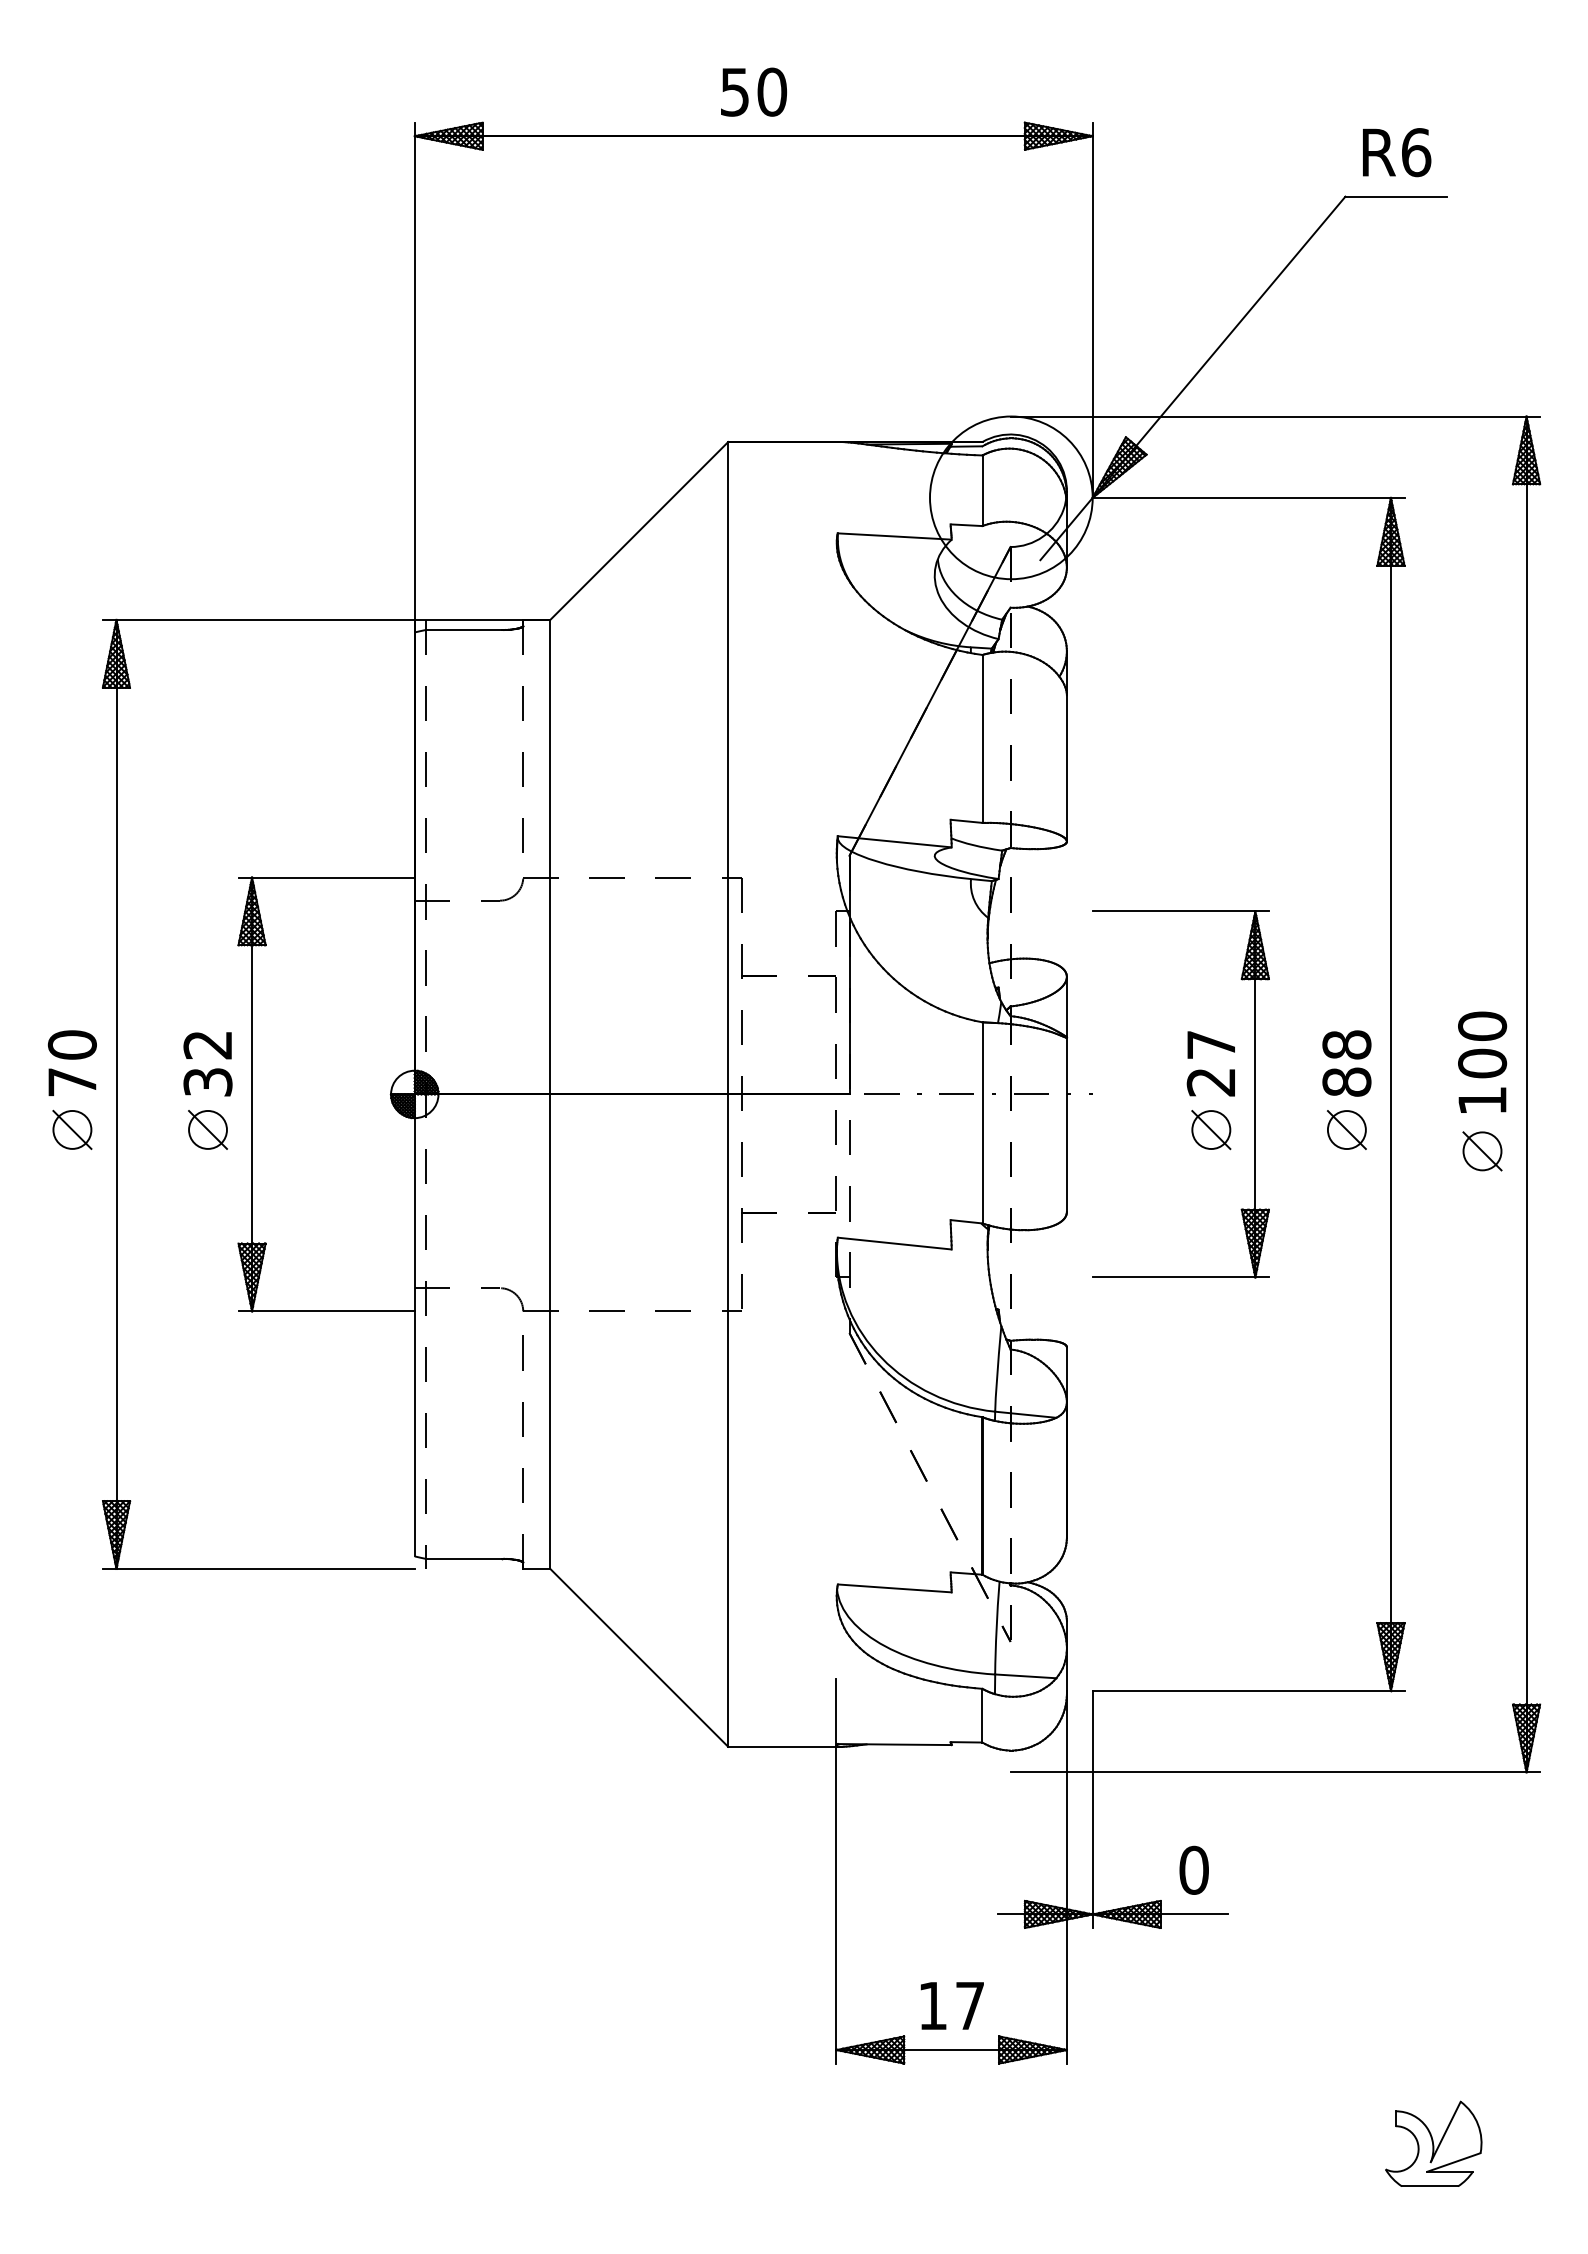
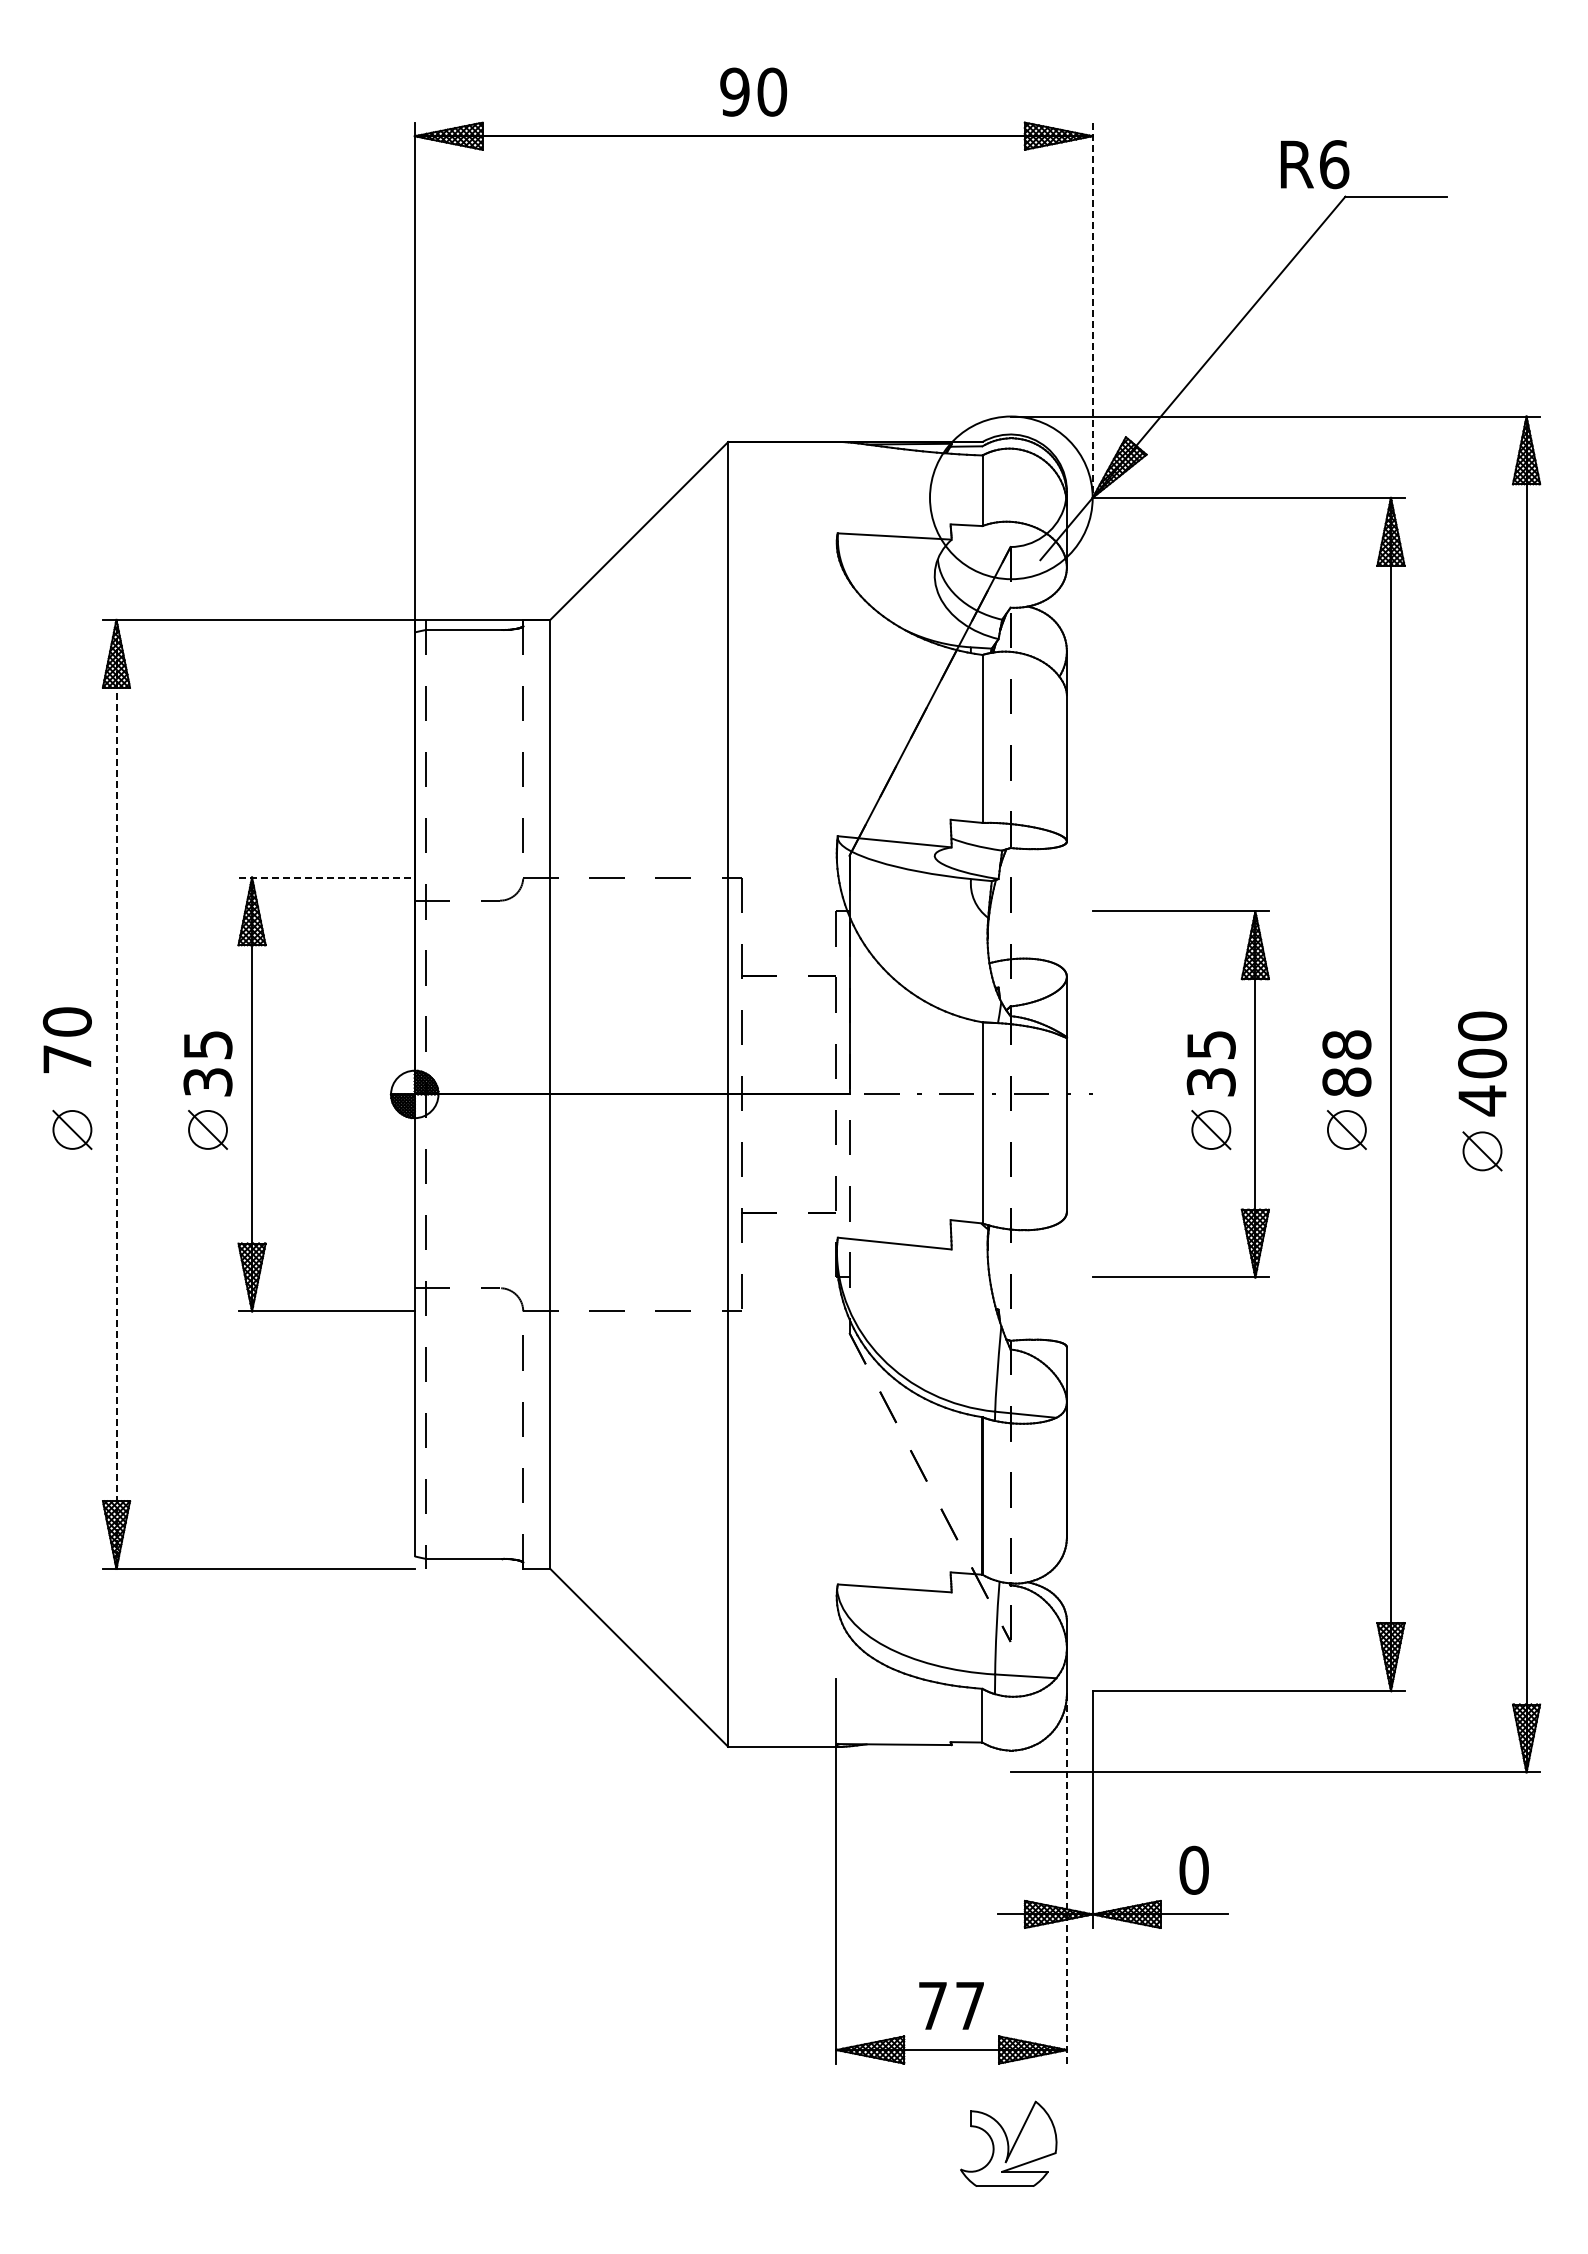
text: 50 -> 90 (734, 91)
text position: (1397, 152) -> (1315, 164) (1315, 164)
line: solid -> dashed (1092, 310)
line: solid -> dashed (327, 877)
text: 32 -> 35 (207, 1045)
text position: (71, 1062) -> (66, 1039) (66, 1039)
text: 27 -> 35 (1211, 1063)
line: solid -> dashed (116, 1094)
text: 100 -> 400 (1482, 1100)
line: solid -> dashed (1066, 1876)
text: 17 -> 77 (932, 2005)
part position: (1433, 2143) -> (1008, 2143) (1008, 2143)
